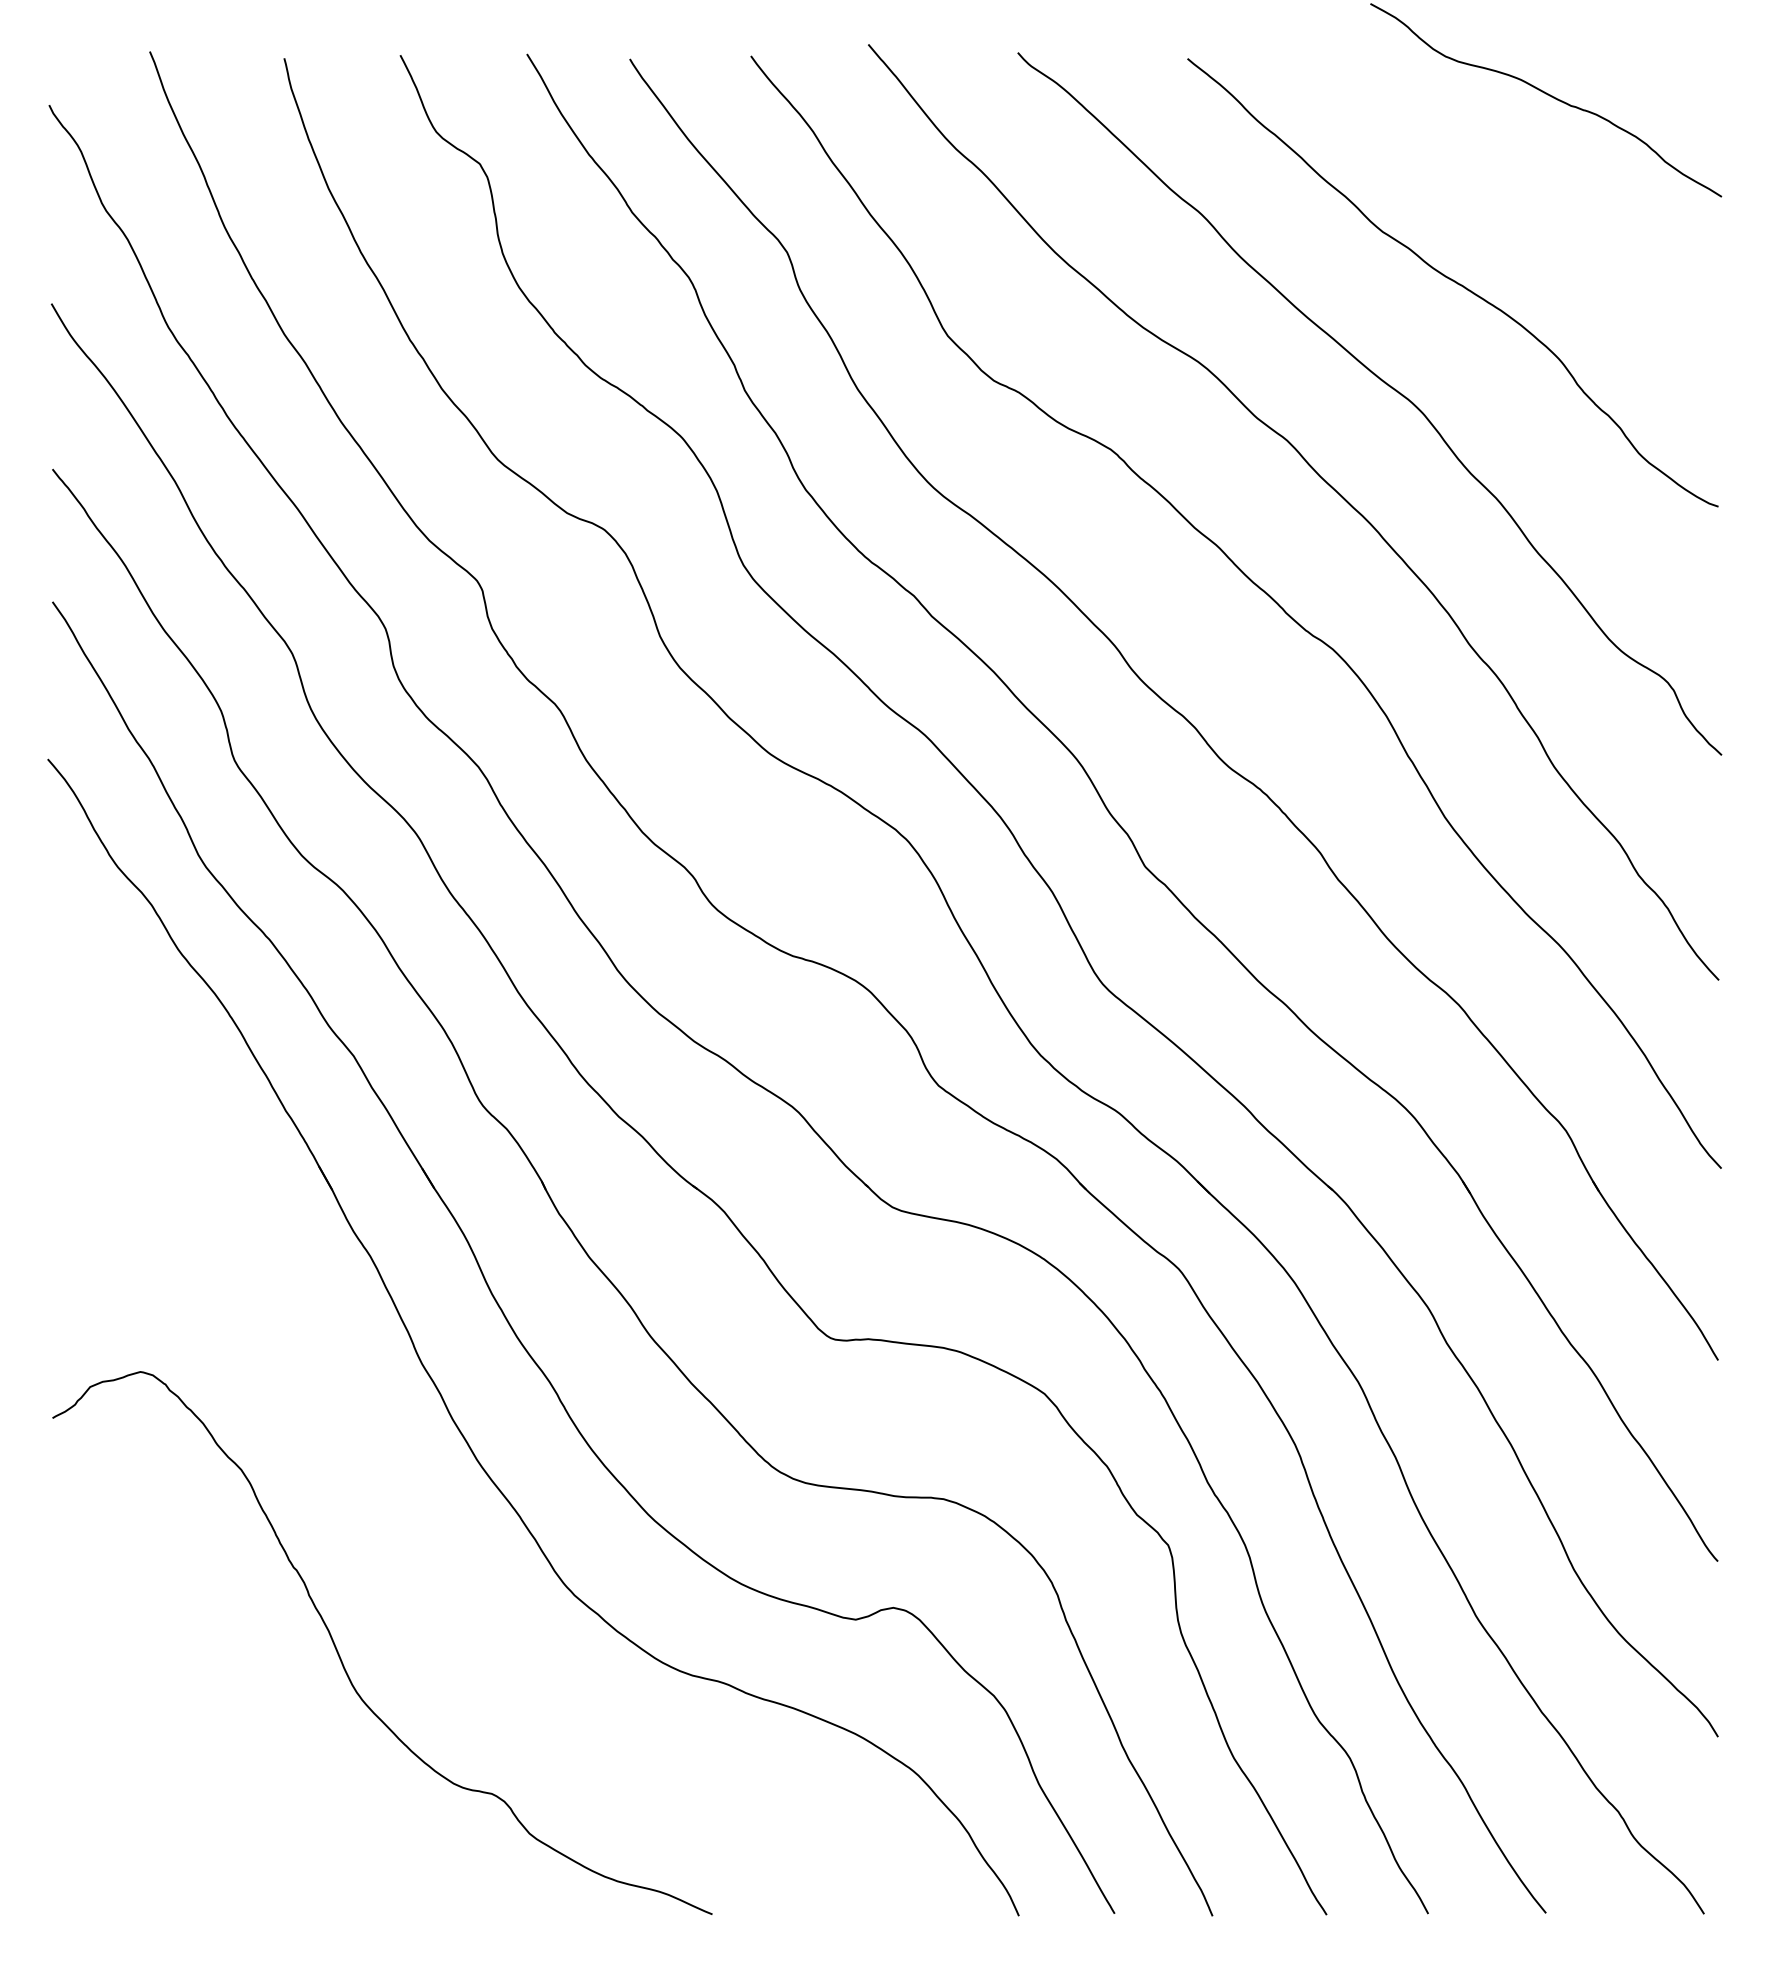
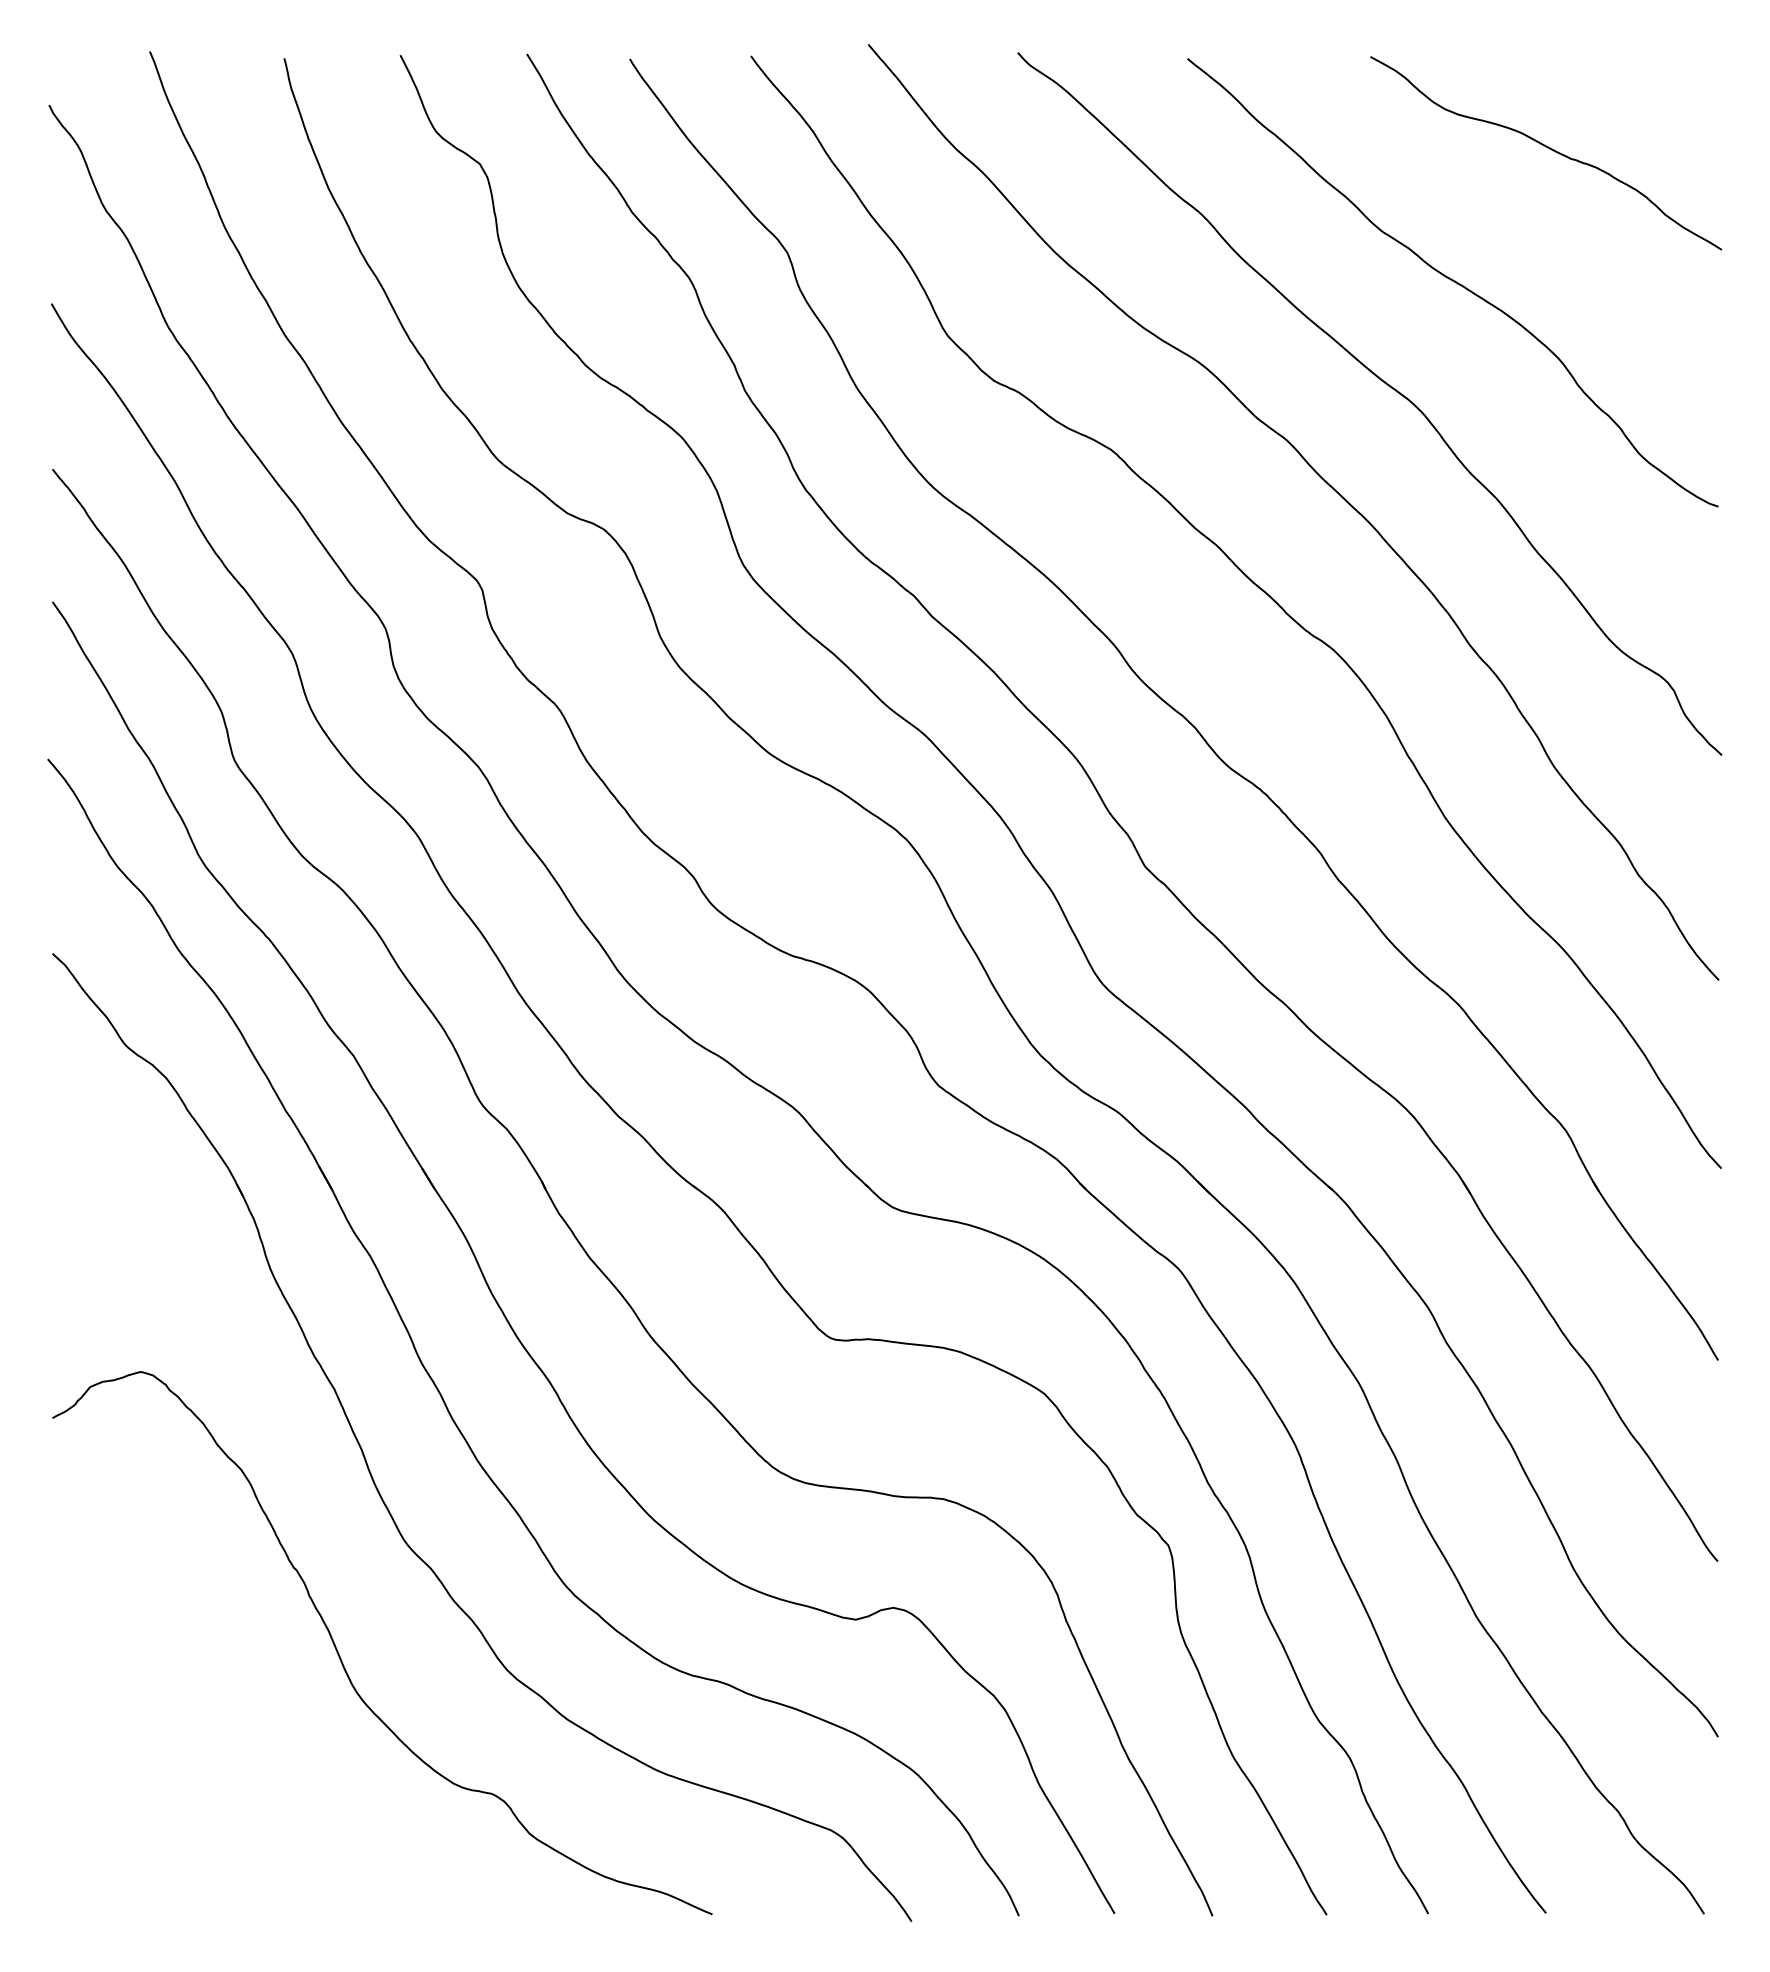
curve position: (1549, 96) -> (1549, 149) (1549, 149)
part: none -> present (374, 1480)
